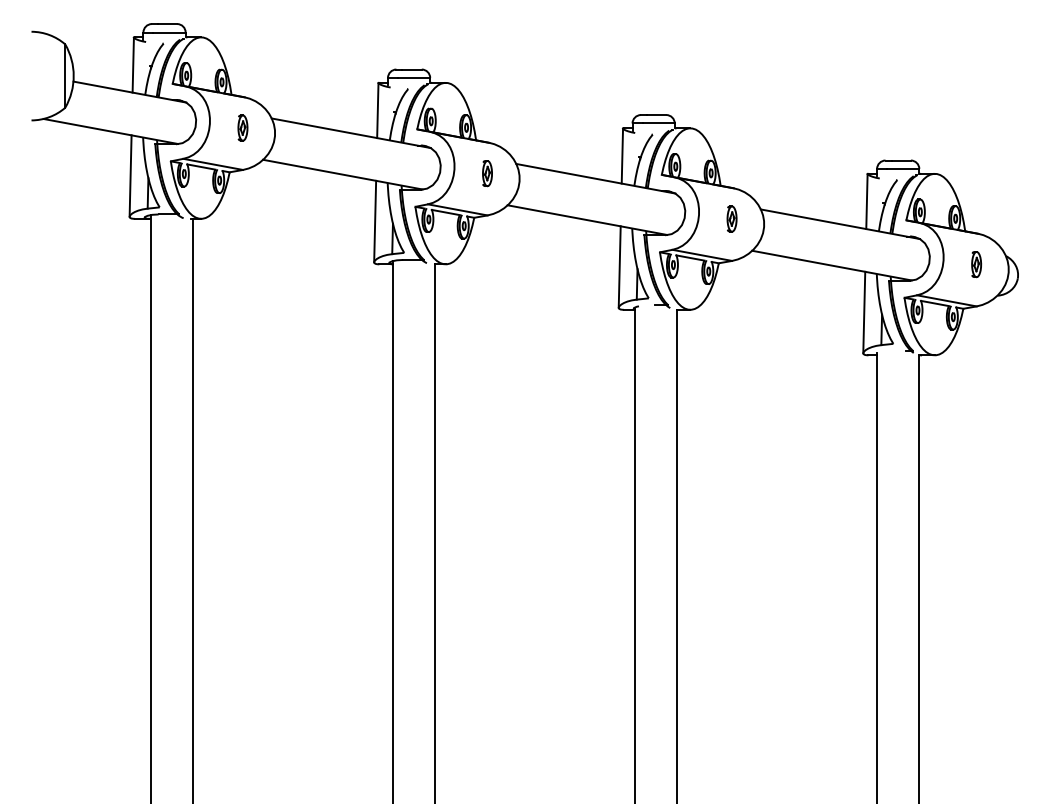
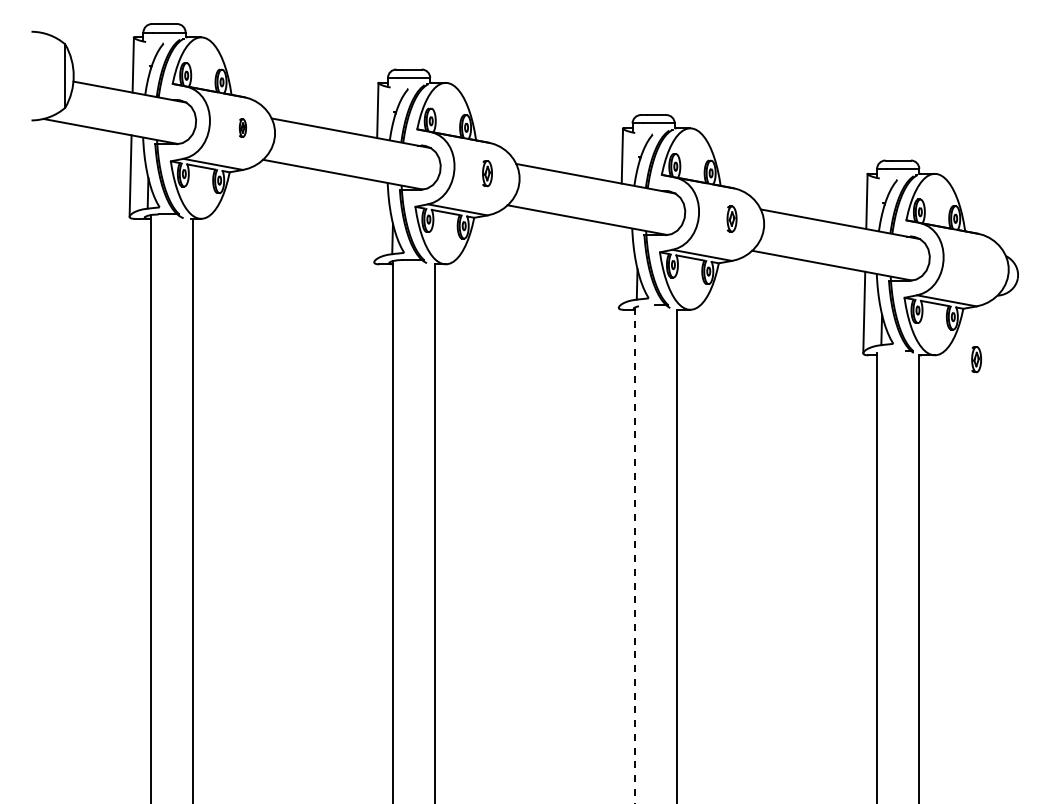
part size: 12x28 px -> 9x20 px (242, 127)
line: present -> none (375, 221)
part position: (976, 264) -> (976, 359) (976, 359)
line: present -> none (619, 266)
line: solid -> dashed (635, 555)
